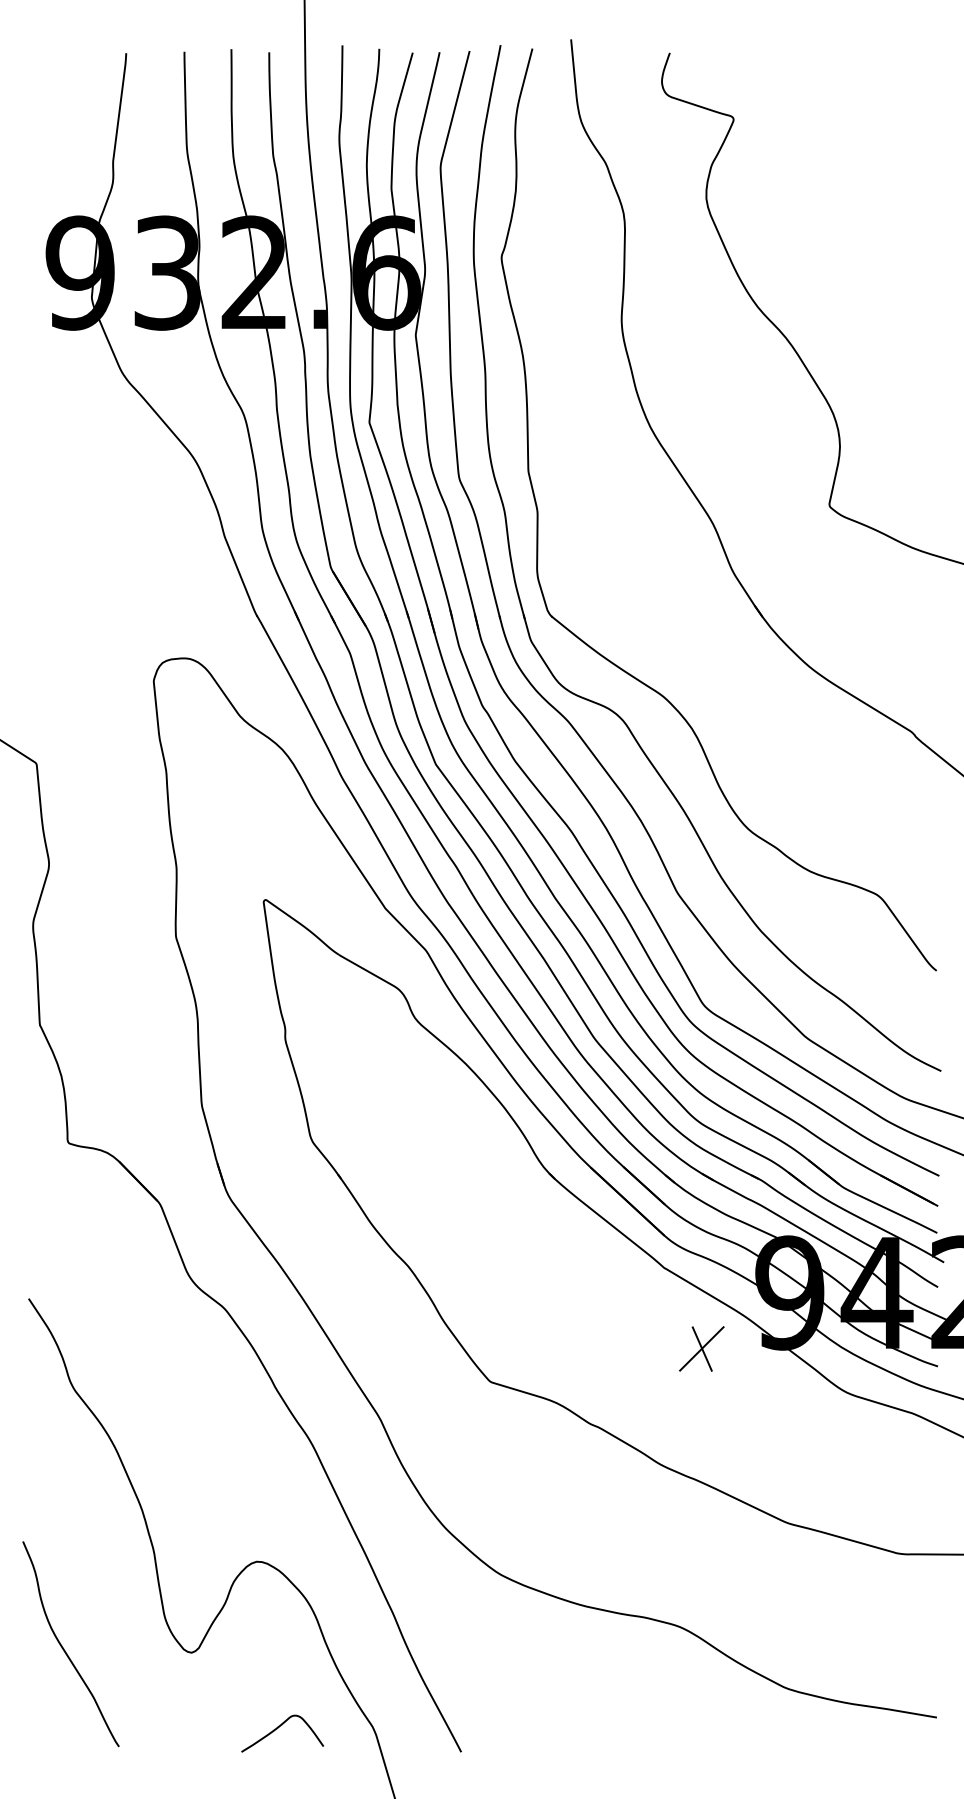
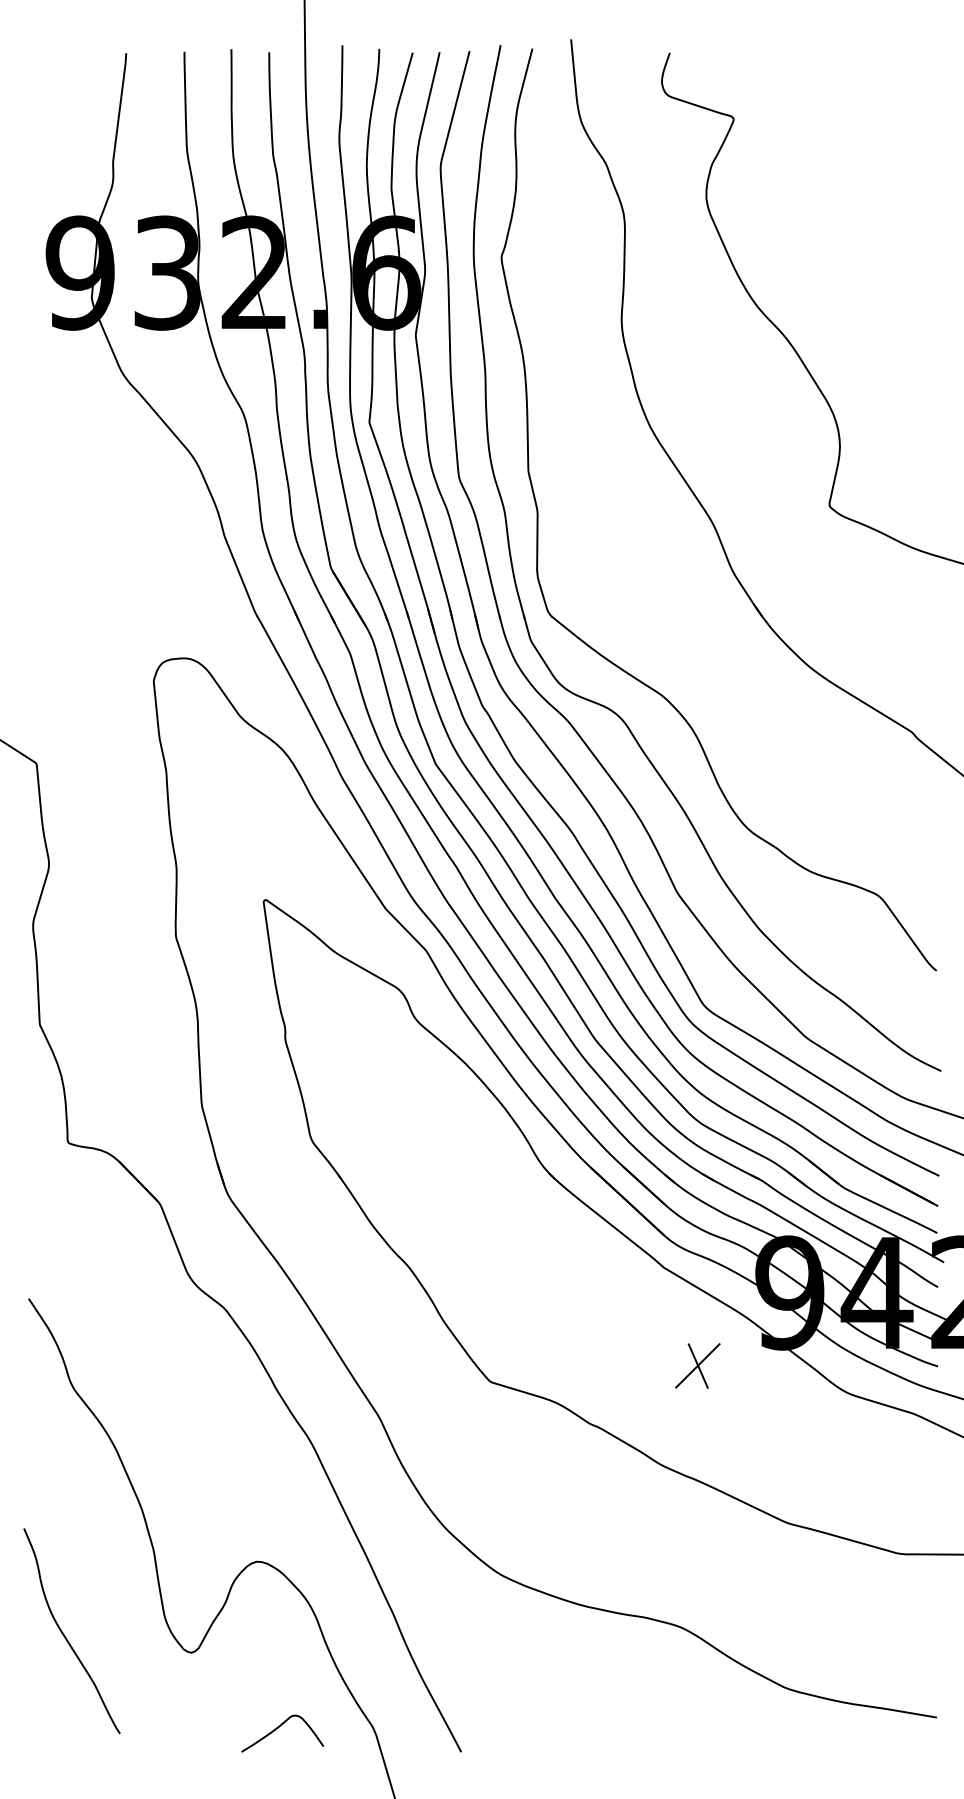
part position: (701, 1348) -> (697, 1365) (697, 1365)
curve position: (64, 1648) -> (65, 1635) (65, 1635)
